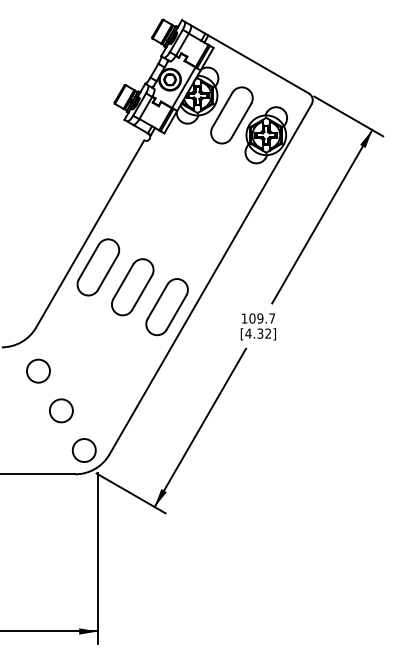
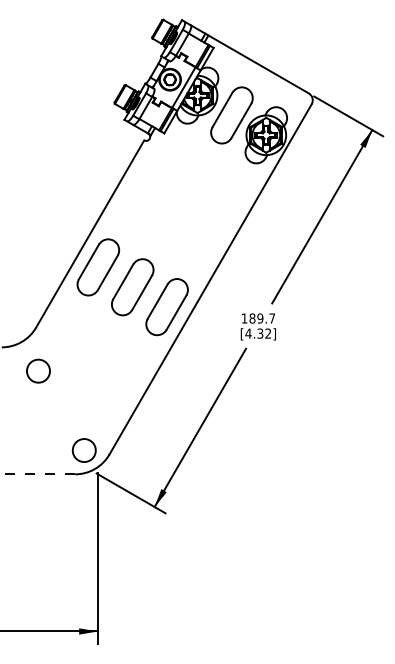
text: 109.7 -> 189.7 (252, 318)
circle: present -> none (61, 410)
line: solid -> dashed (37, 474)
